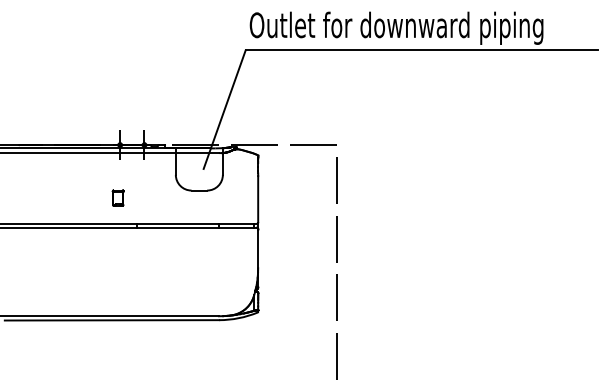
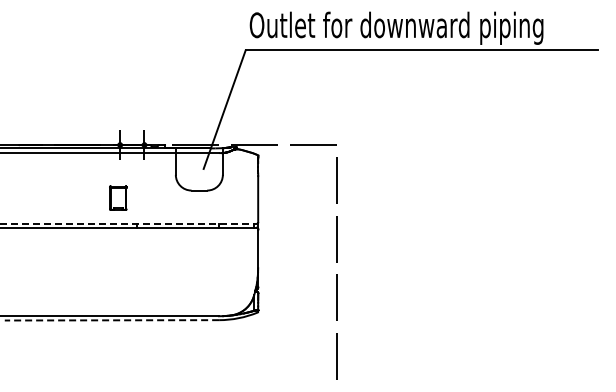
part size: 14x18 px -> 19x26 px (118, 197)
line: solid -> dashed (128, 223)
line: solid -> dashed (111, 320)
